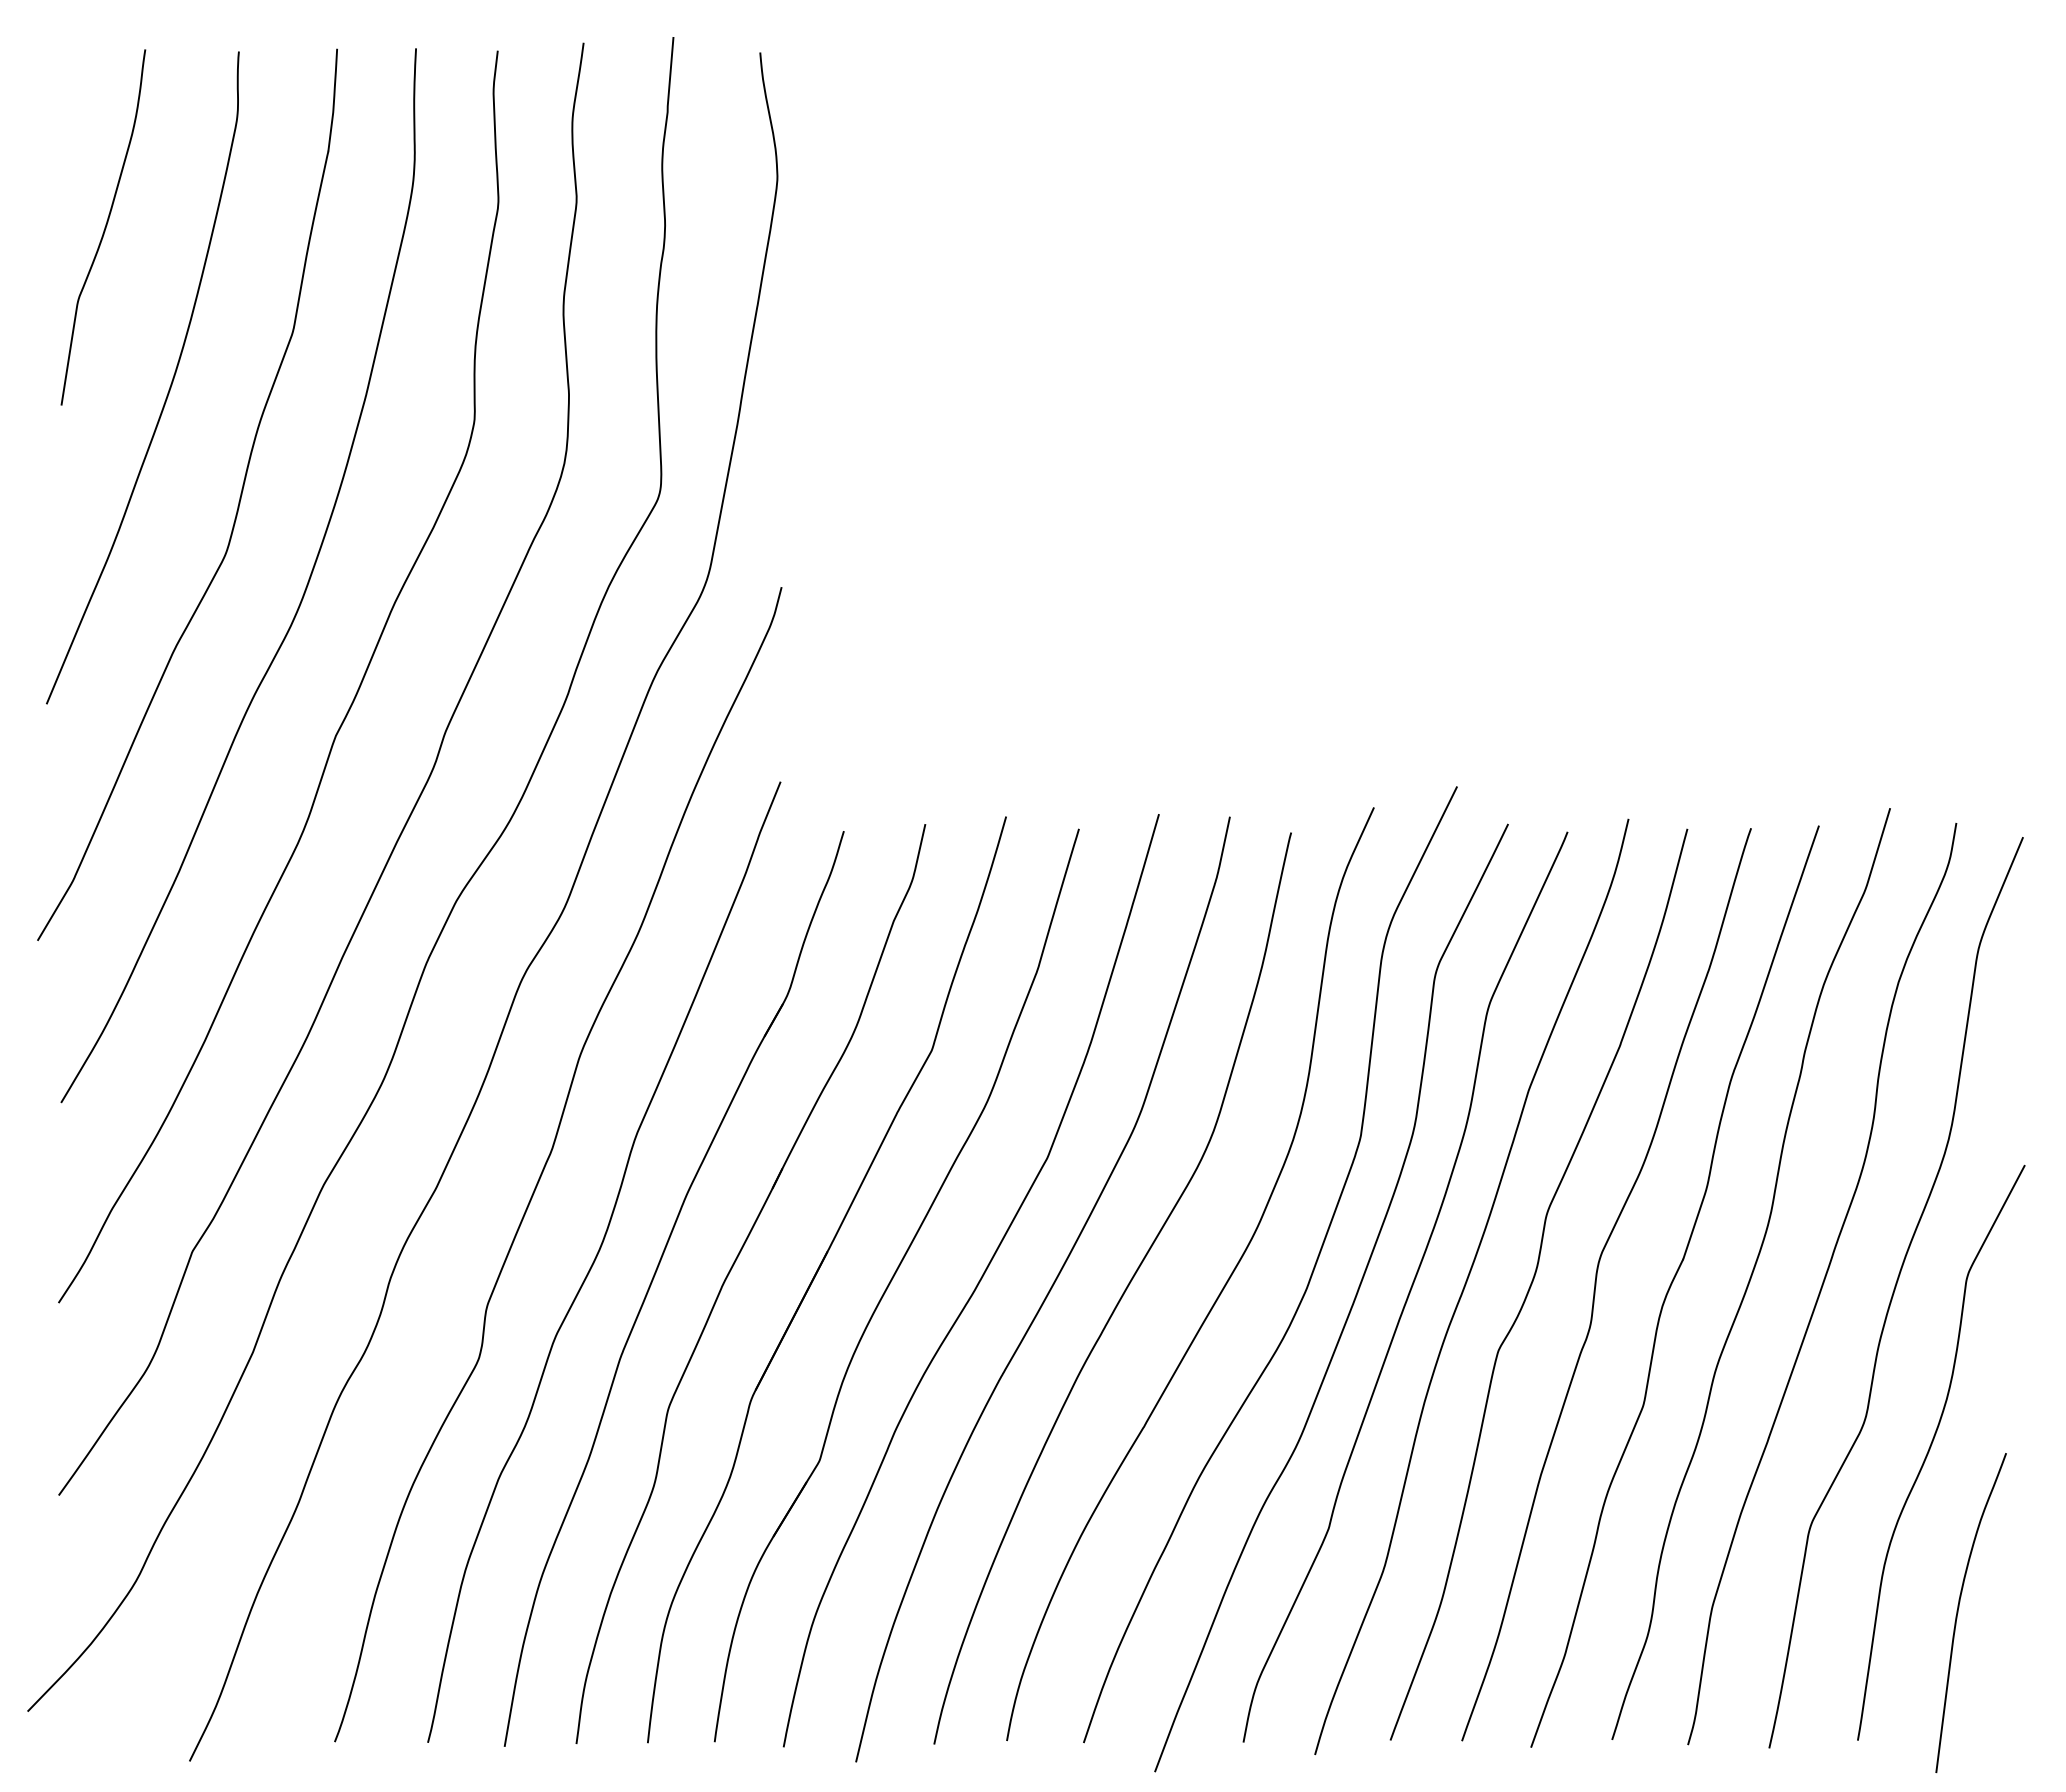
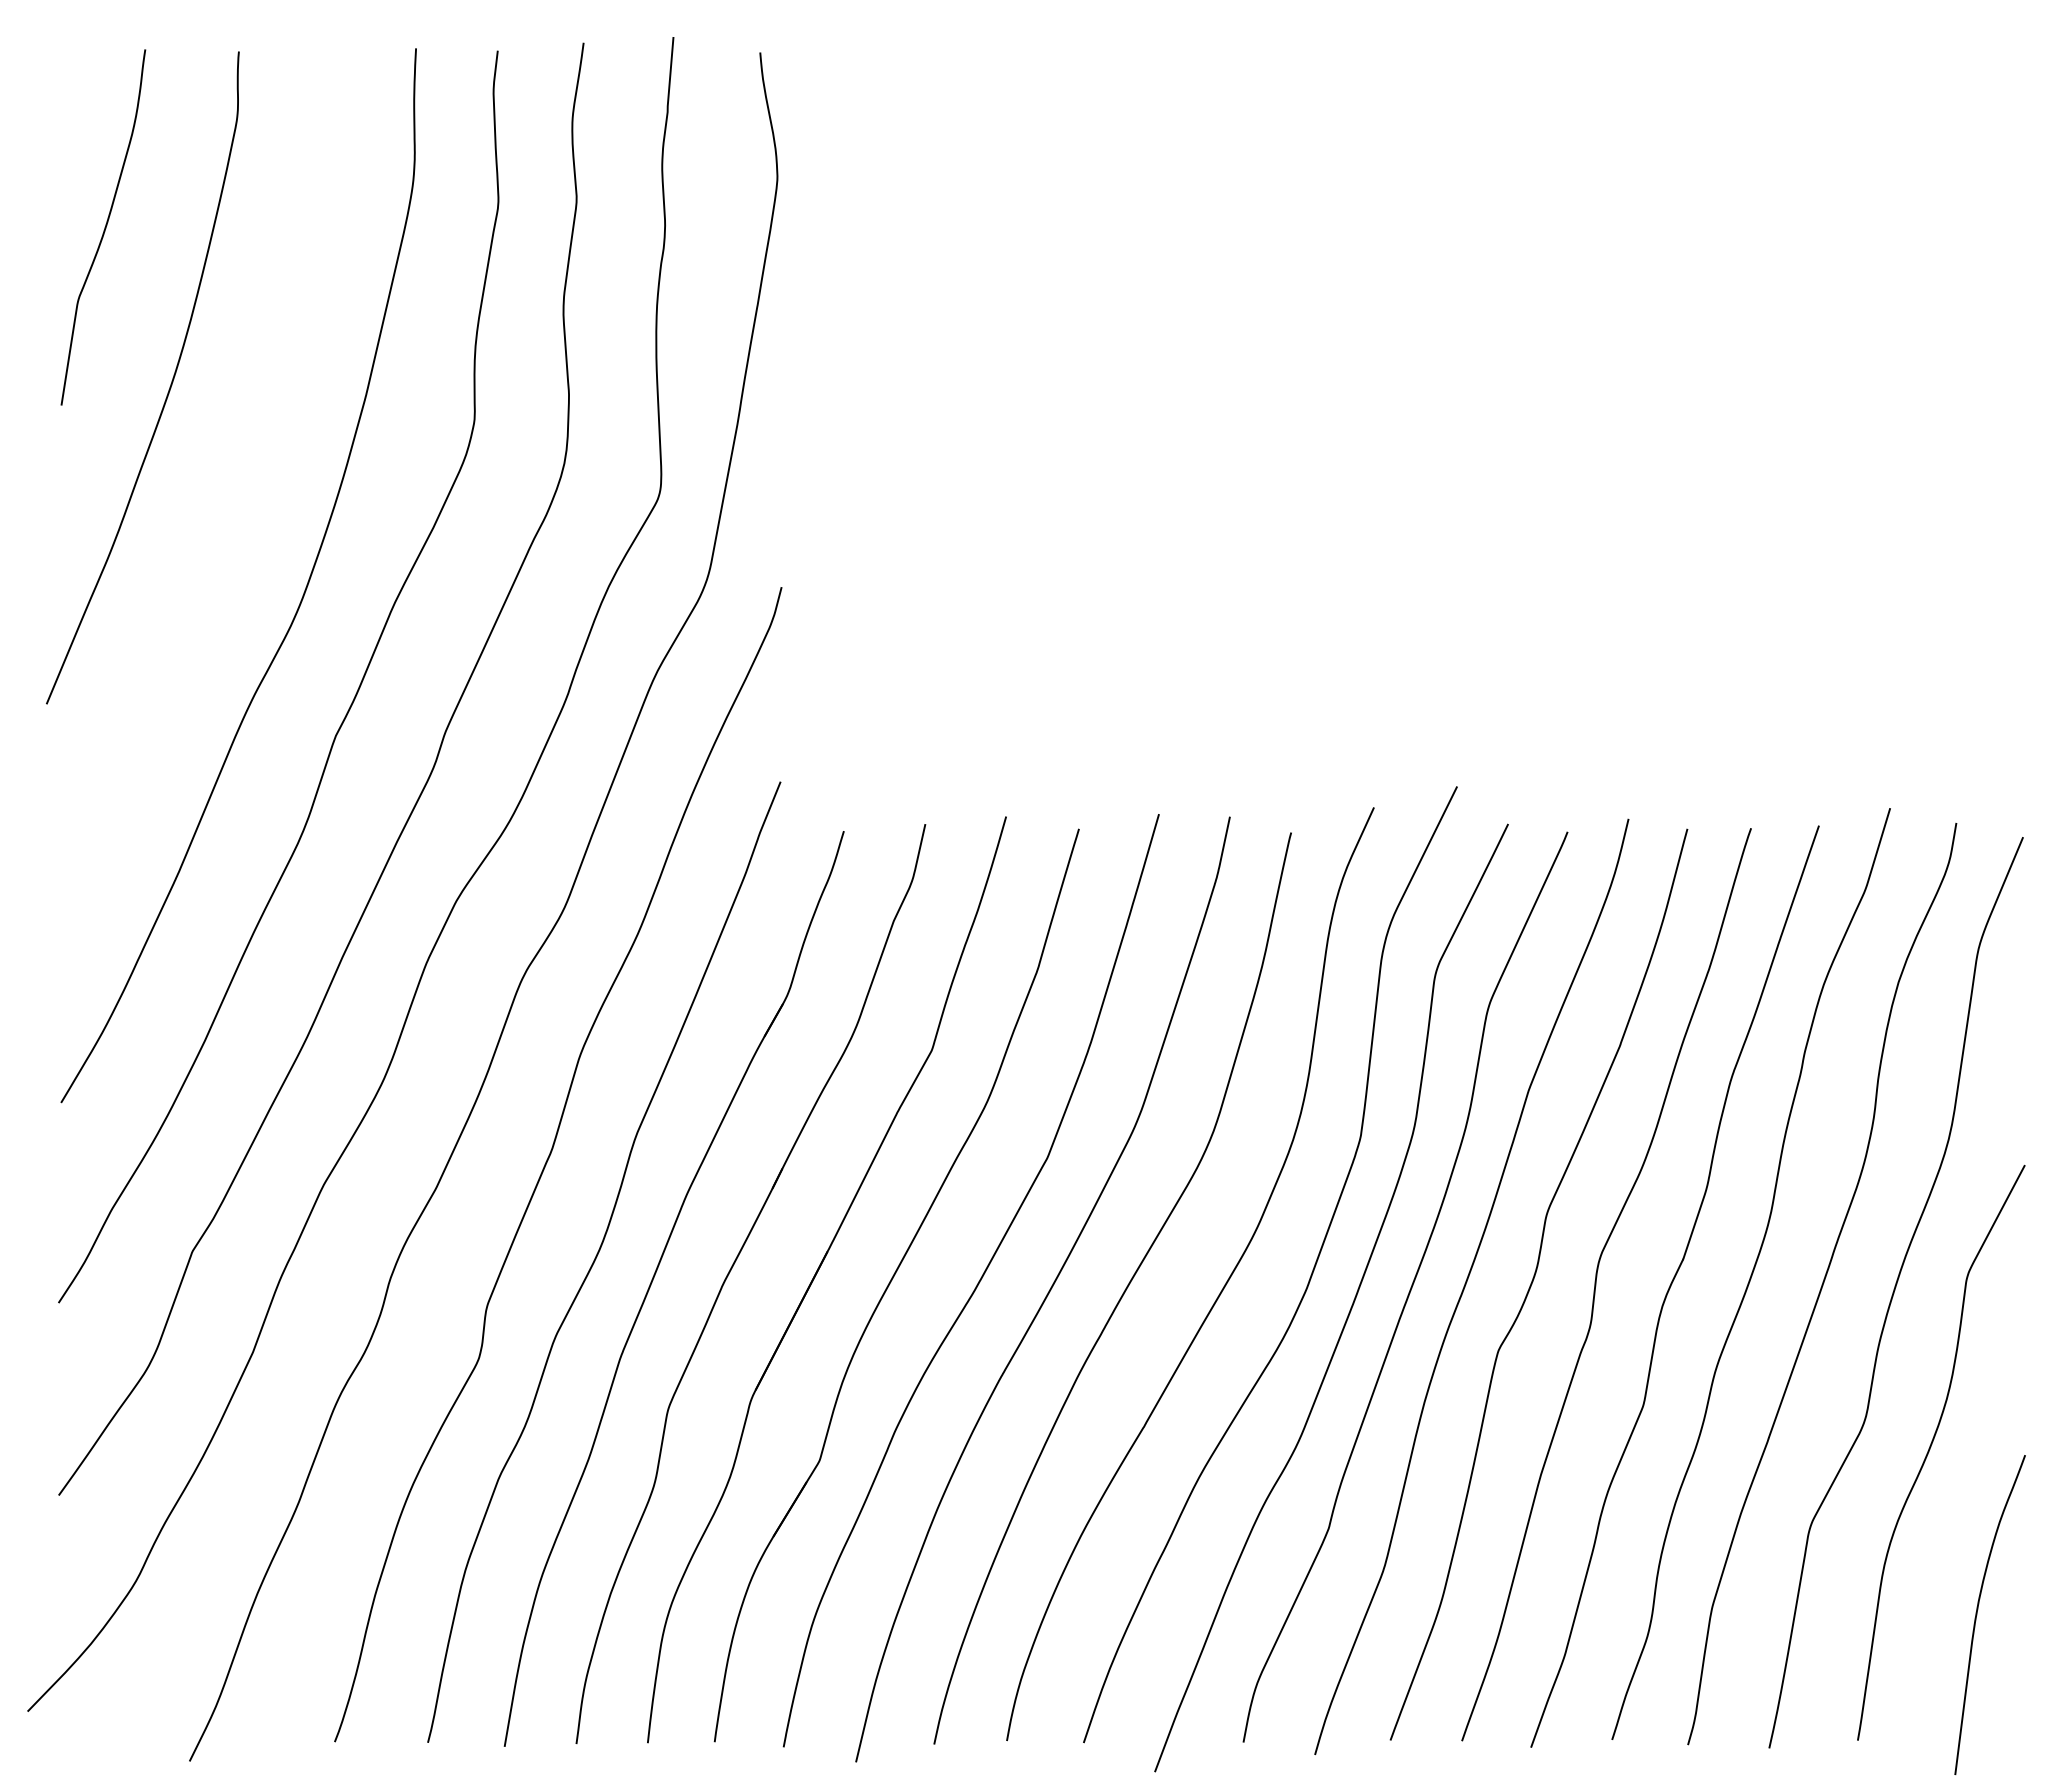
curve: present -> none (237, 506)
curve position: (1958, 1613) -> (1977, 1615) (1977, 1615)
